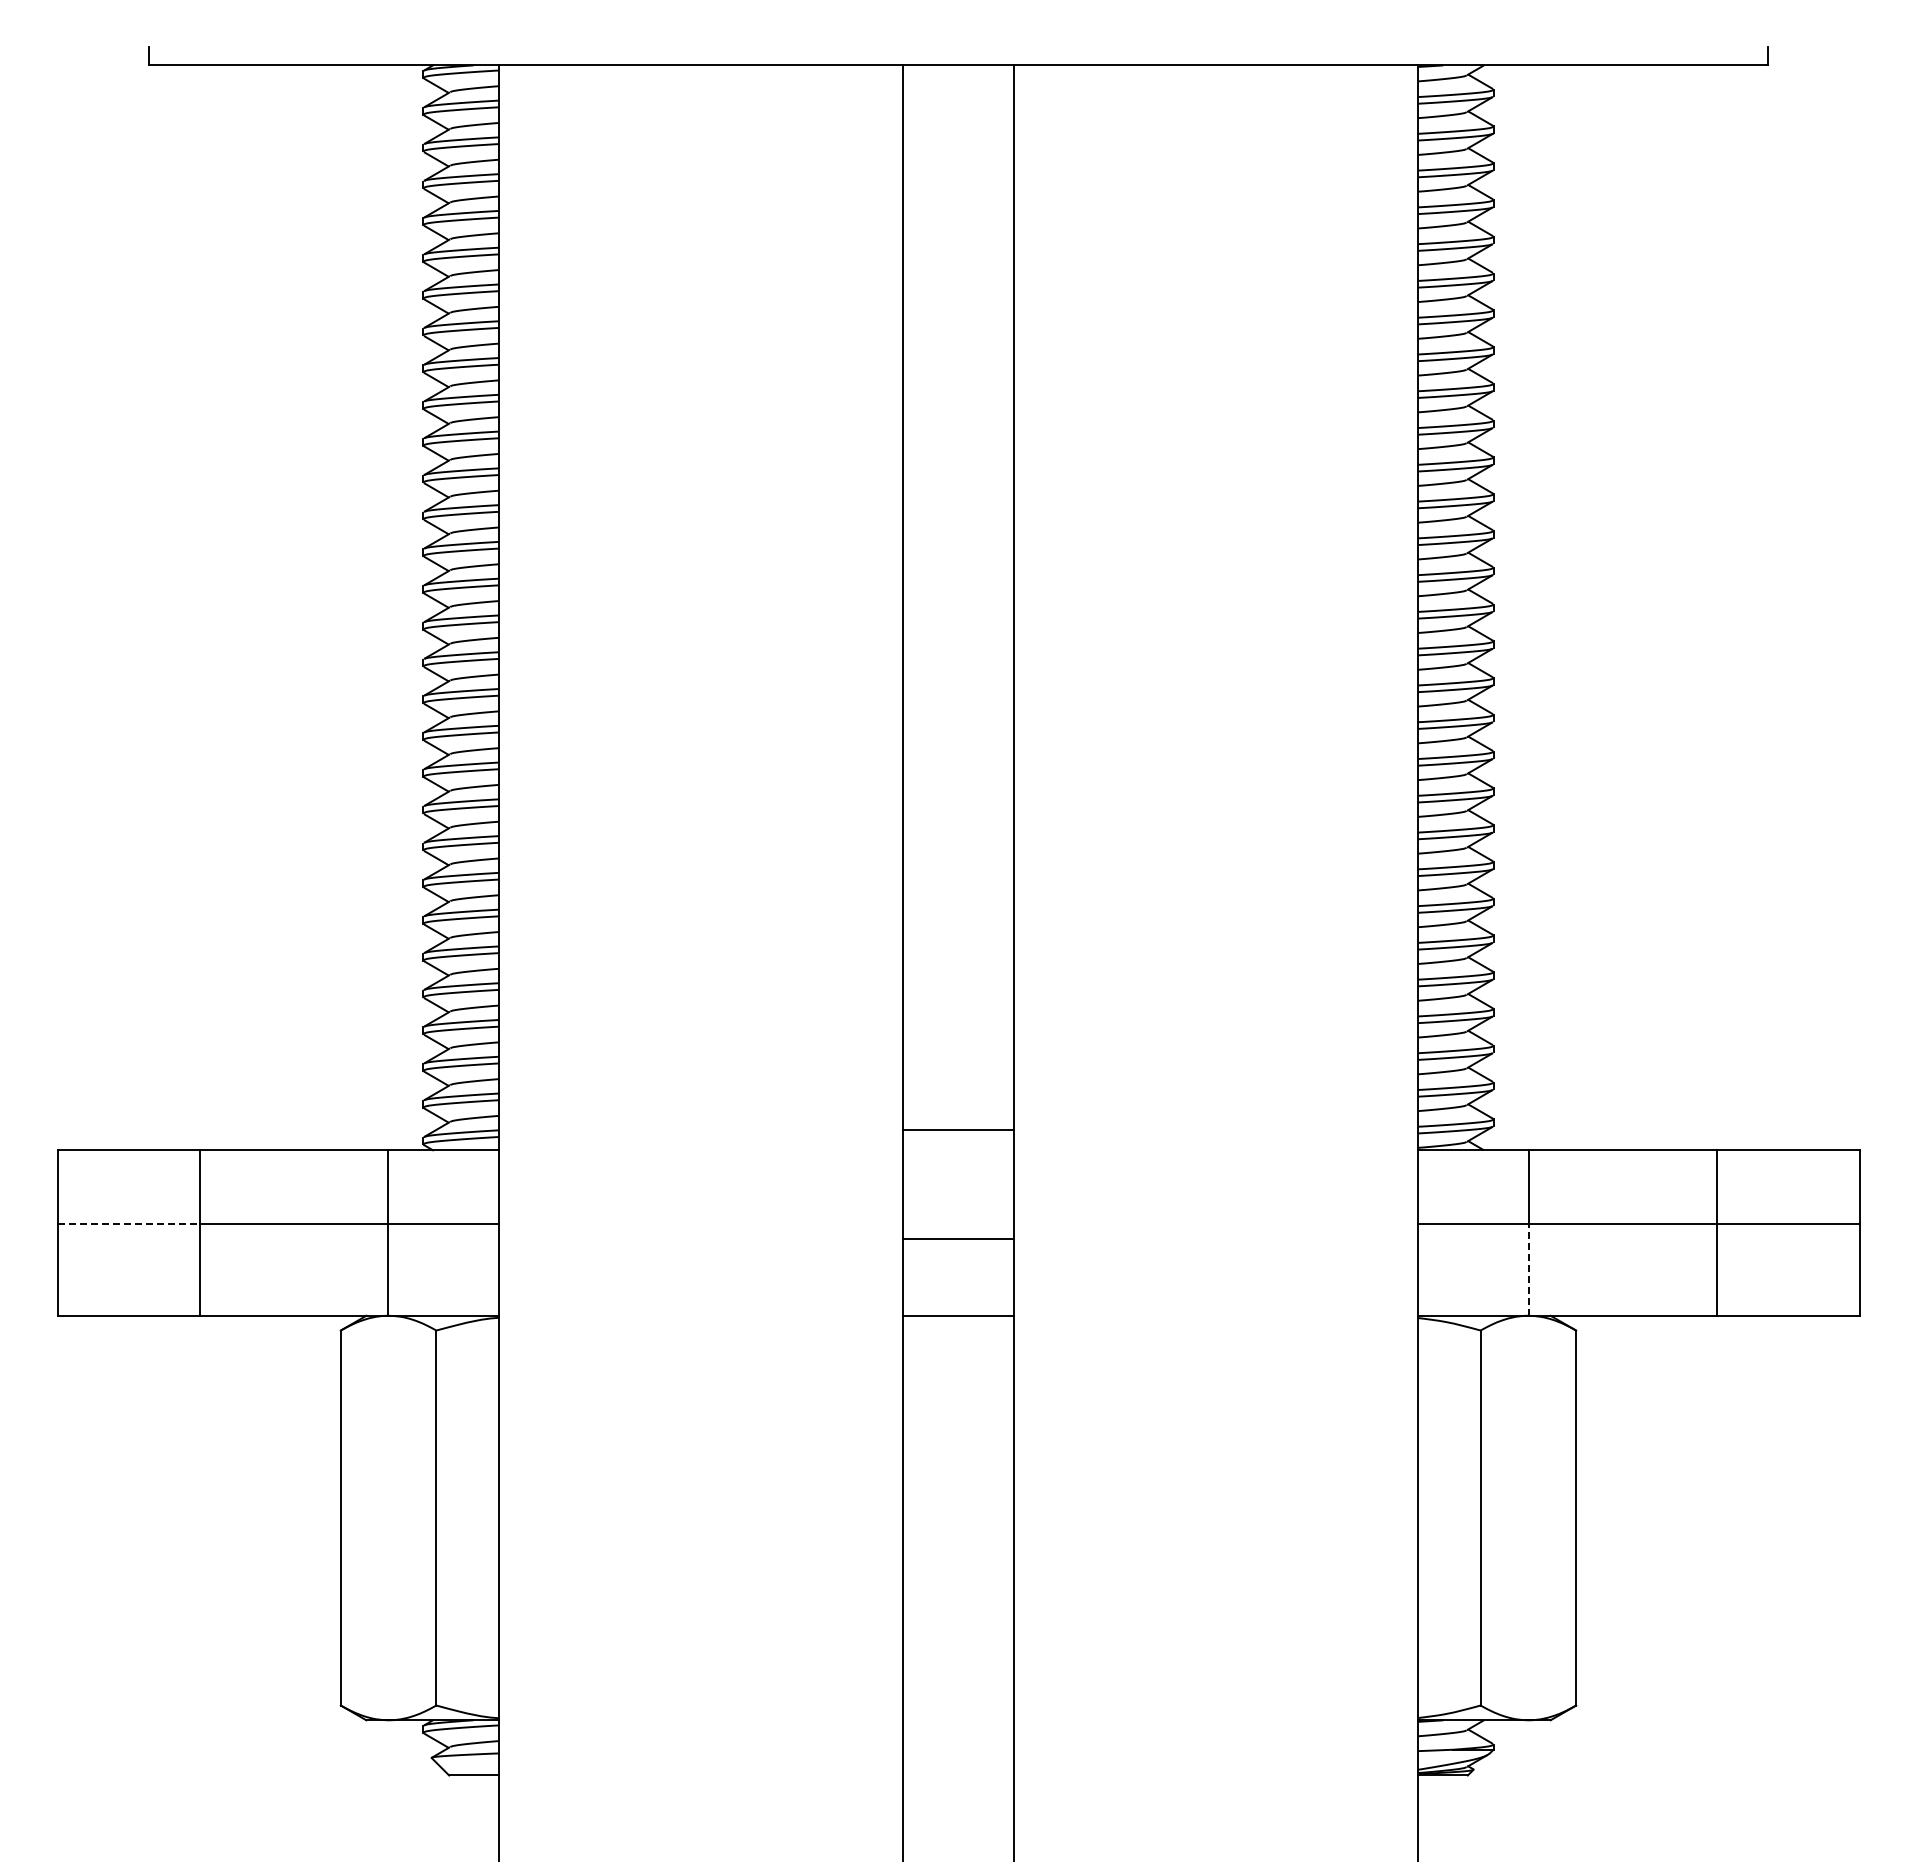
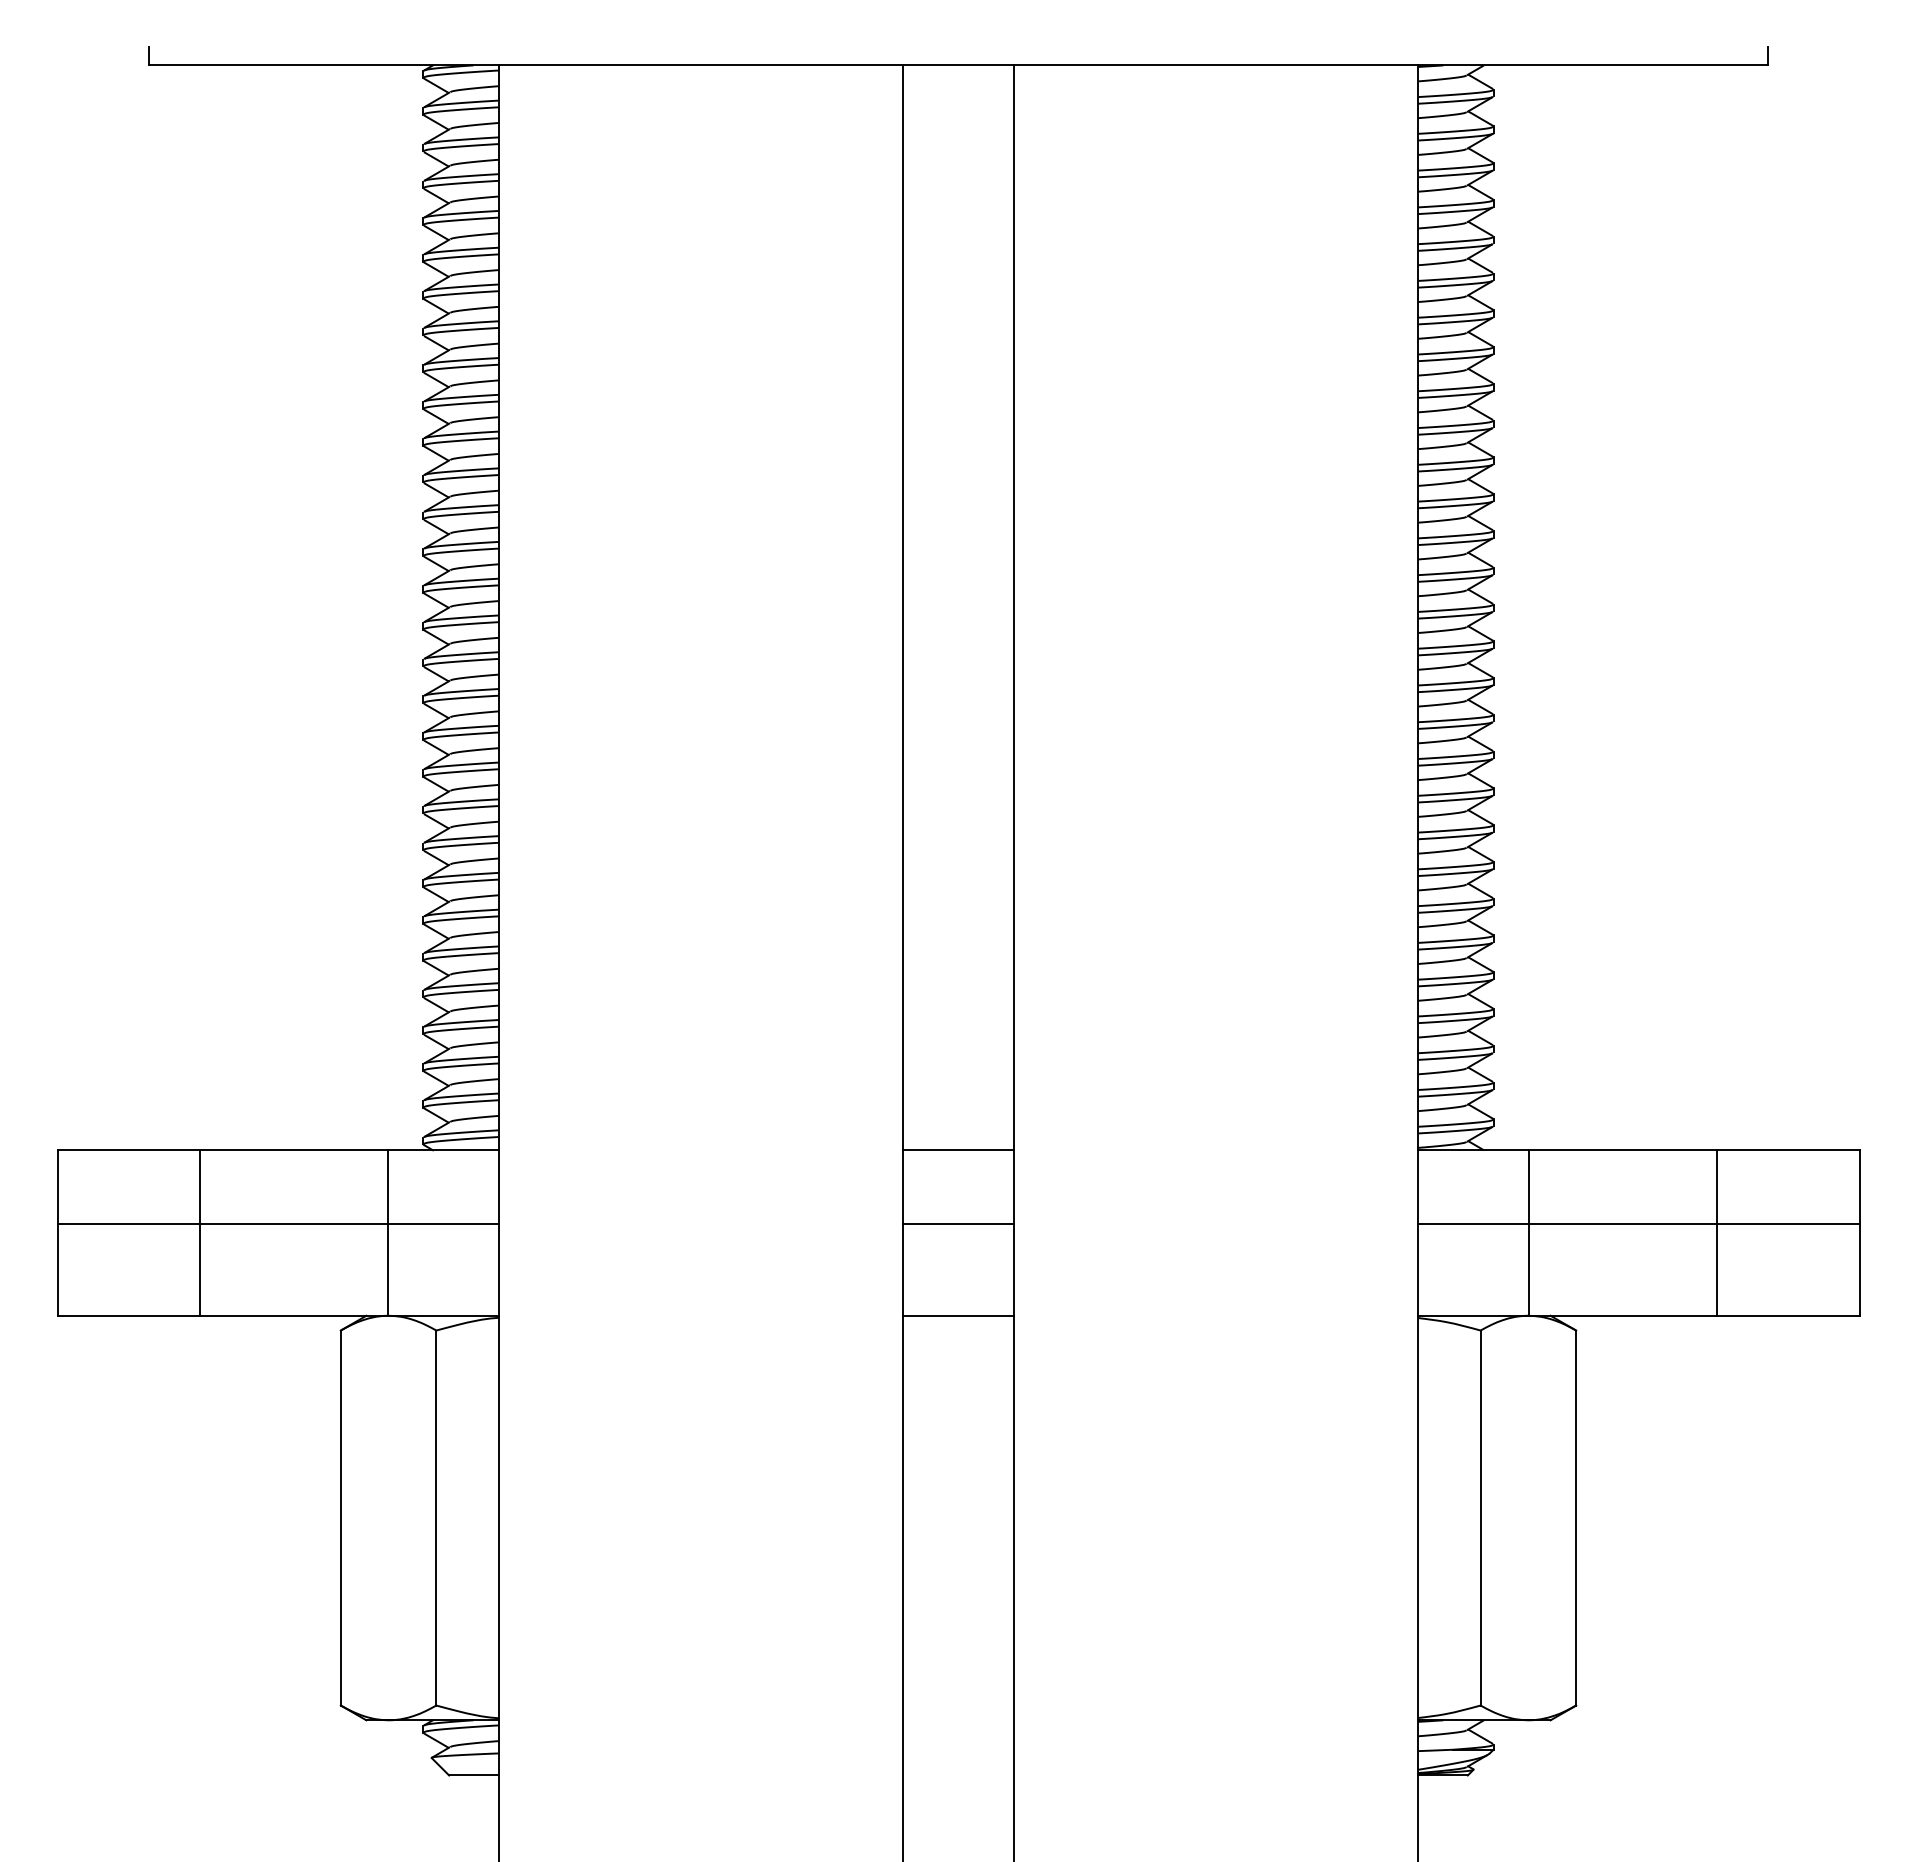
line position: (958, 1130) -> (958, 1150) (958, 1150)
line: dashed -> solid (129, 1223)
line position: (958, 1238) -> (958, 1223) (958, 1223)
line: dashed -> solid (1528, 1269)
